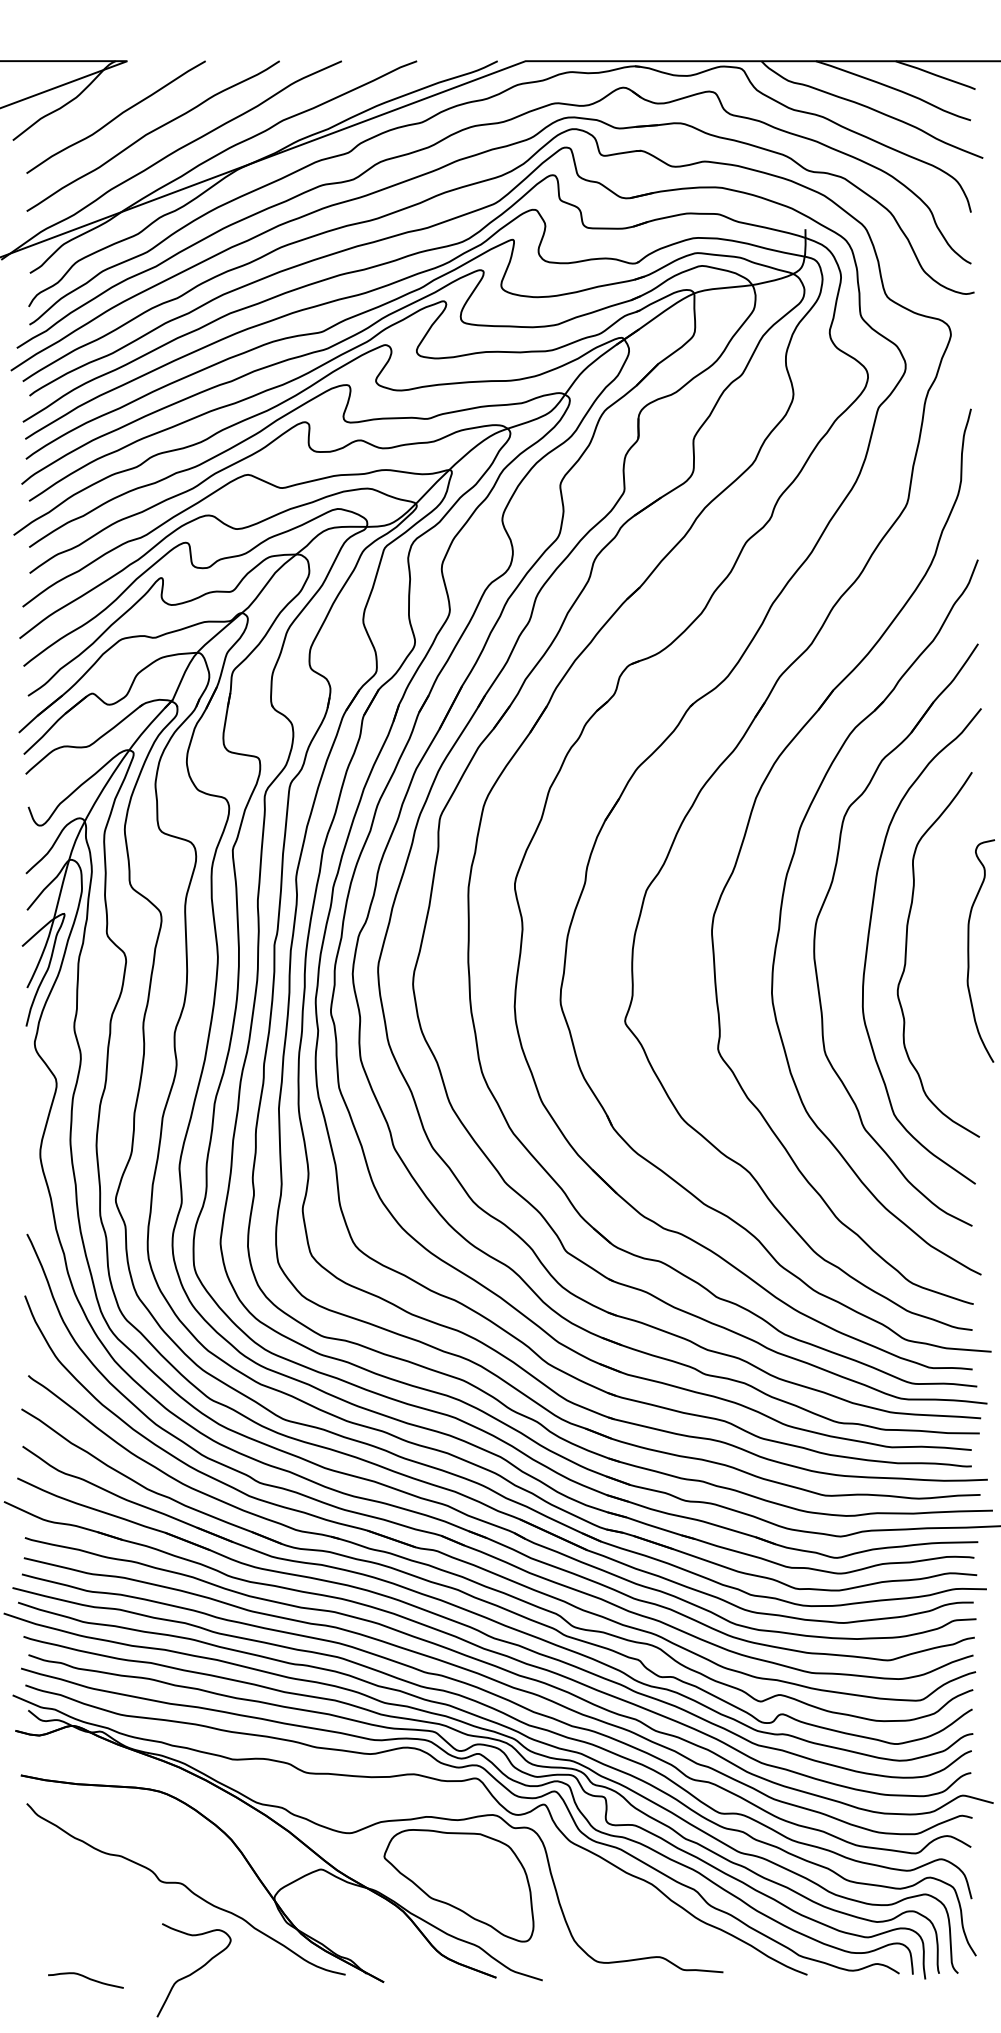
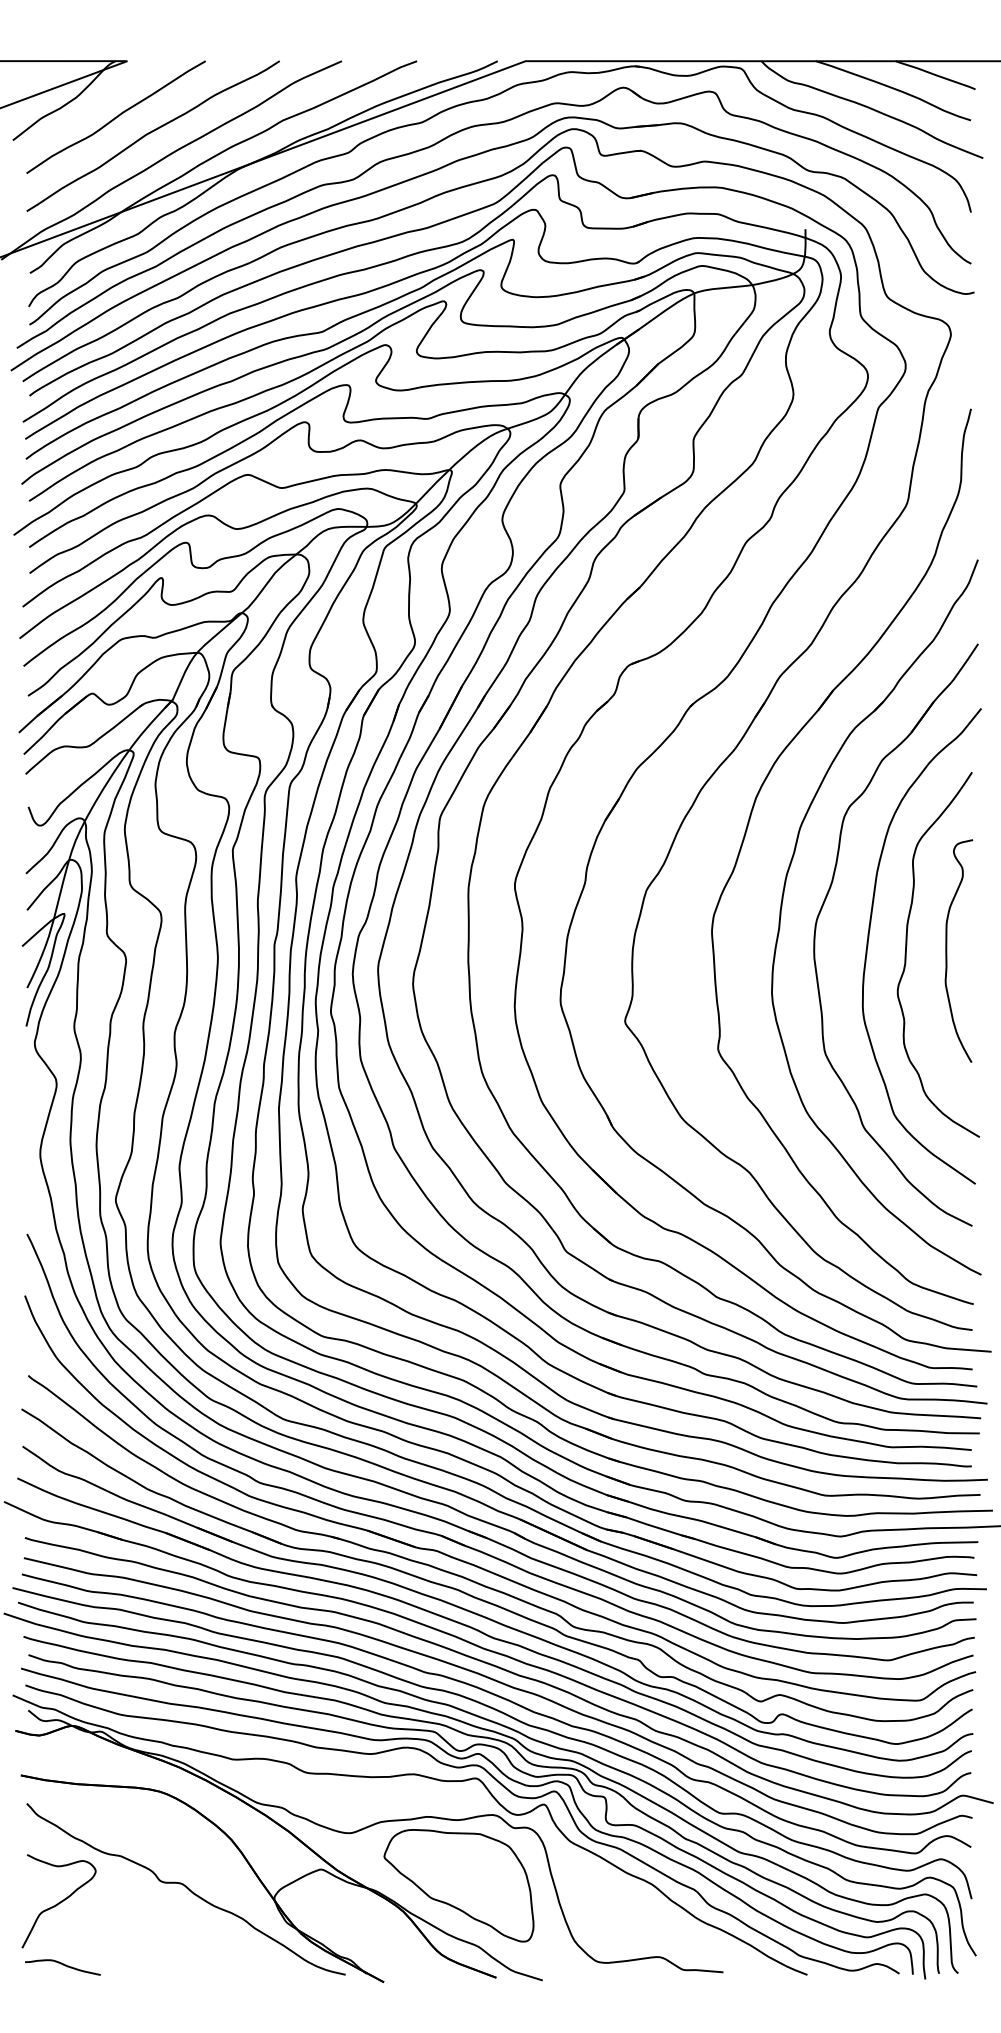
curve position: (969, 950) -> (947, 950) (947, 950)
curve position: (193, 1971) -> (58, 1902) (58, 1902)
curve position: (85, 1978) -> (62, 1965) (62, 1965)
